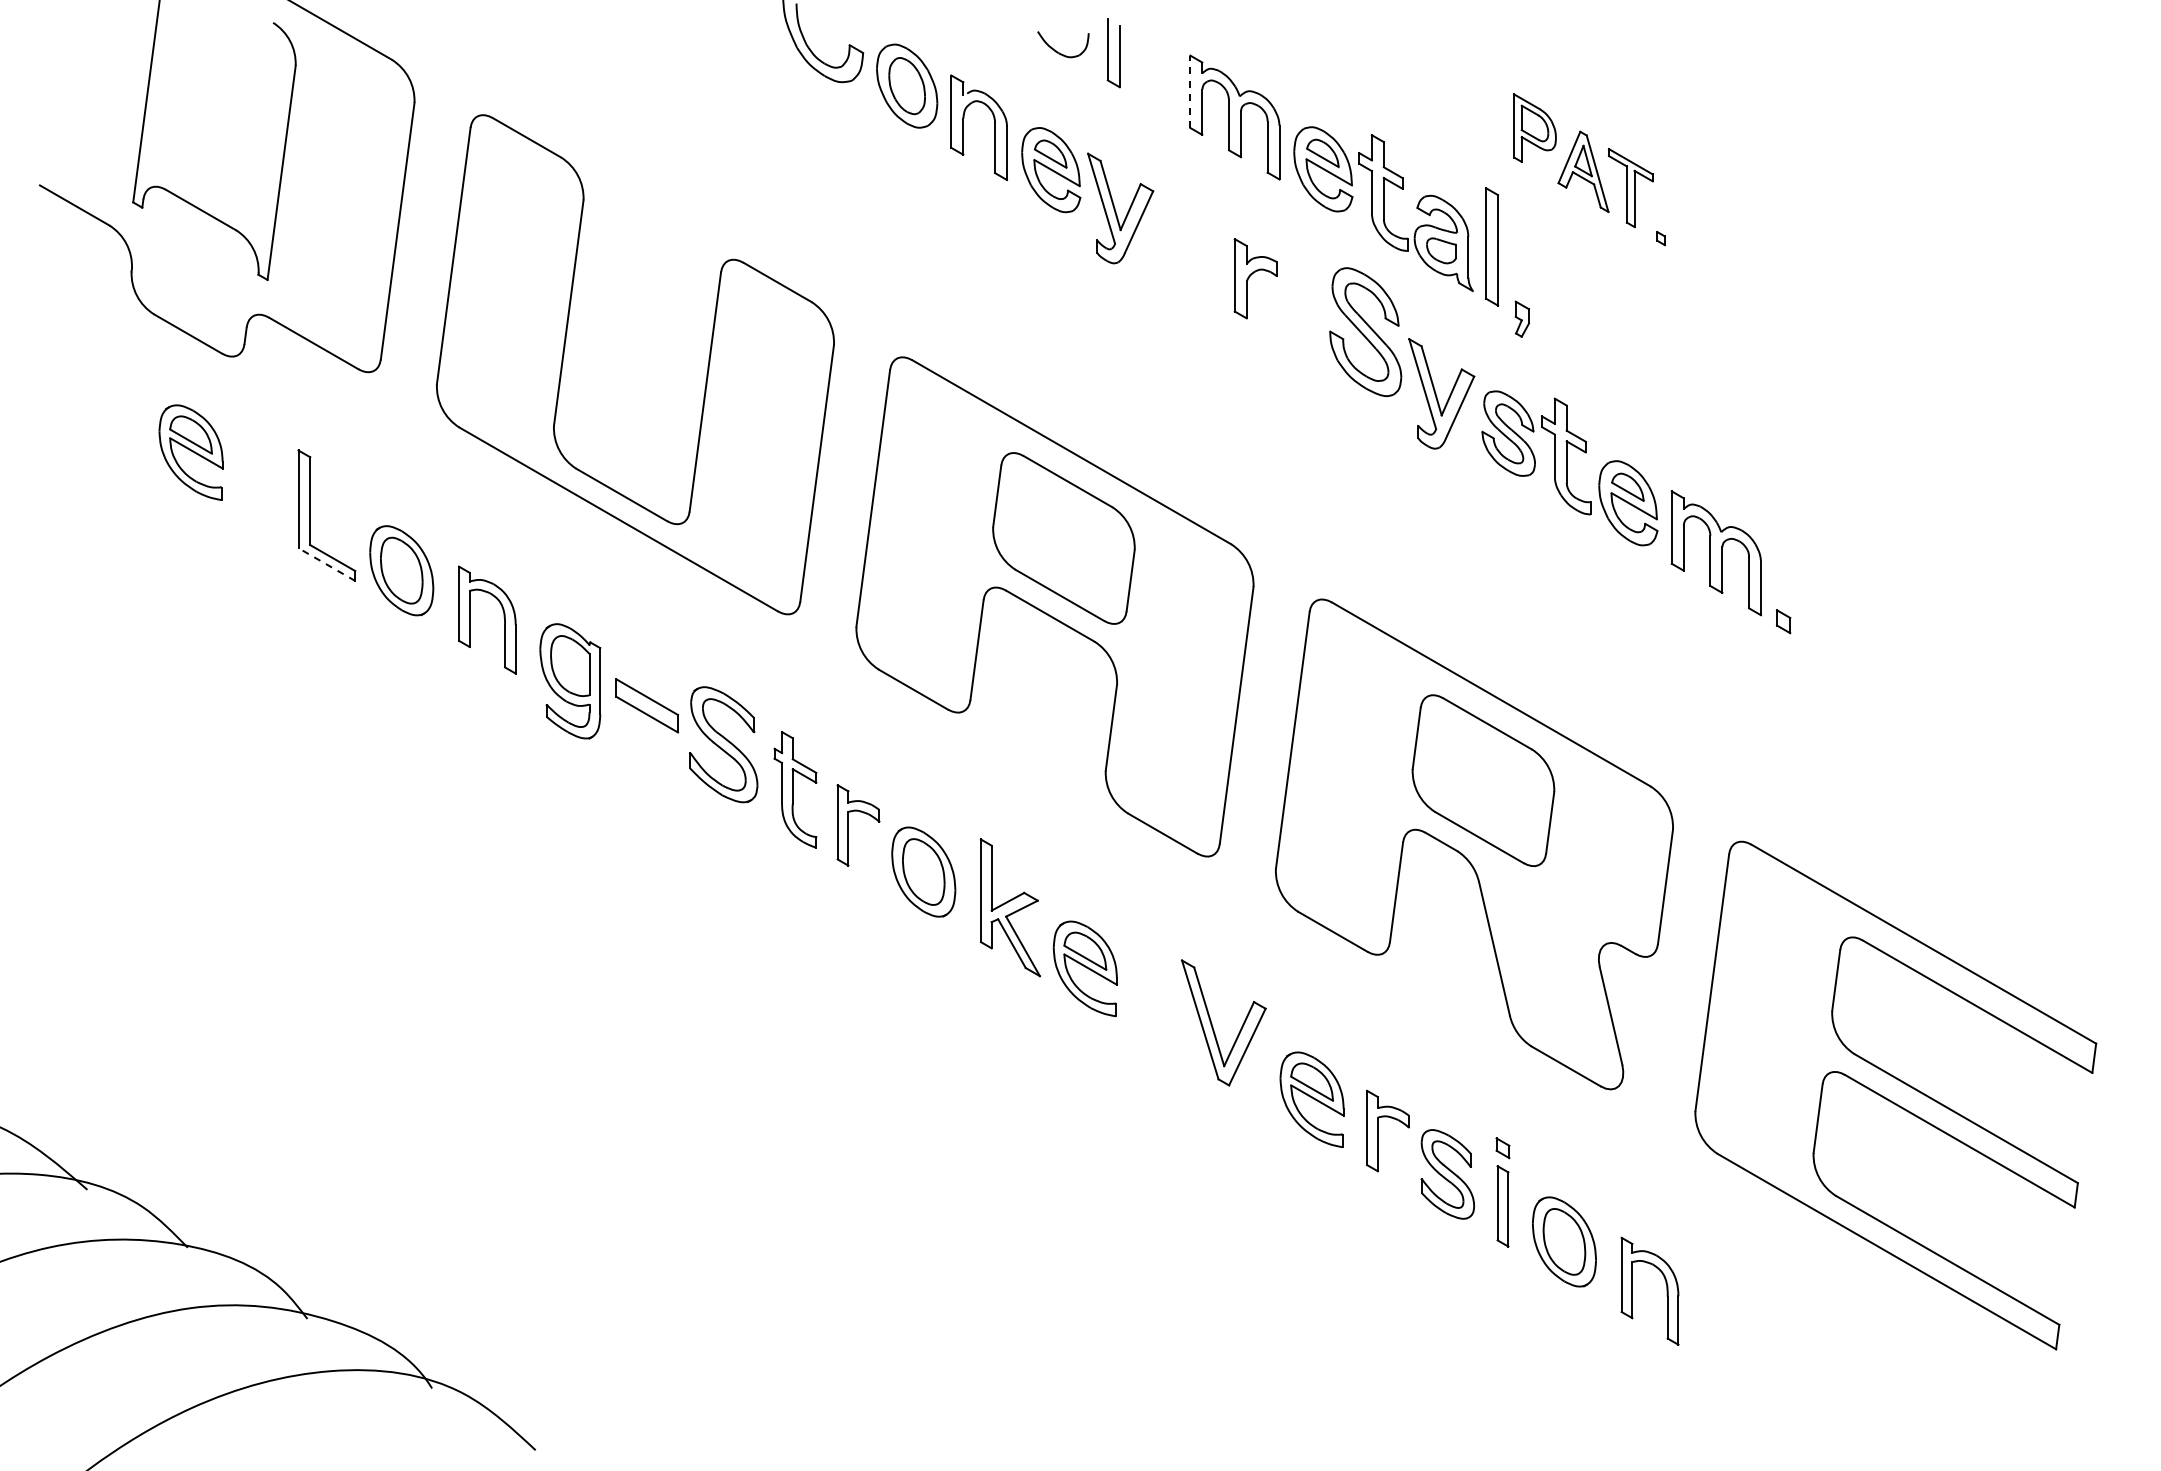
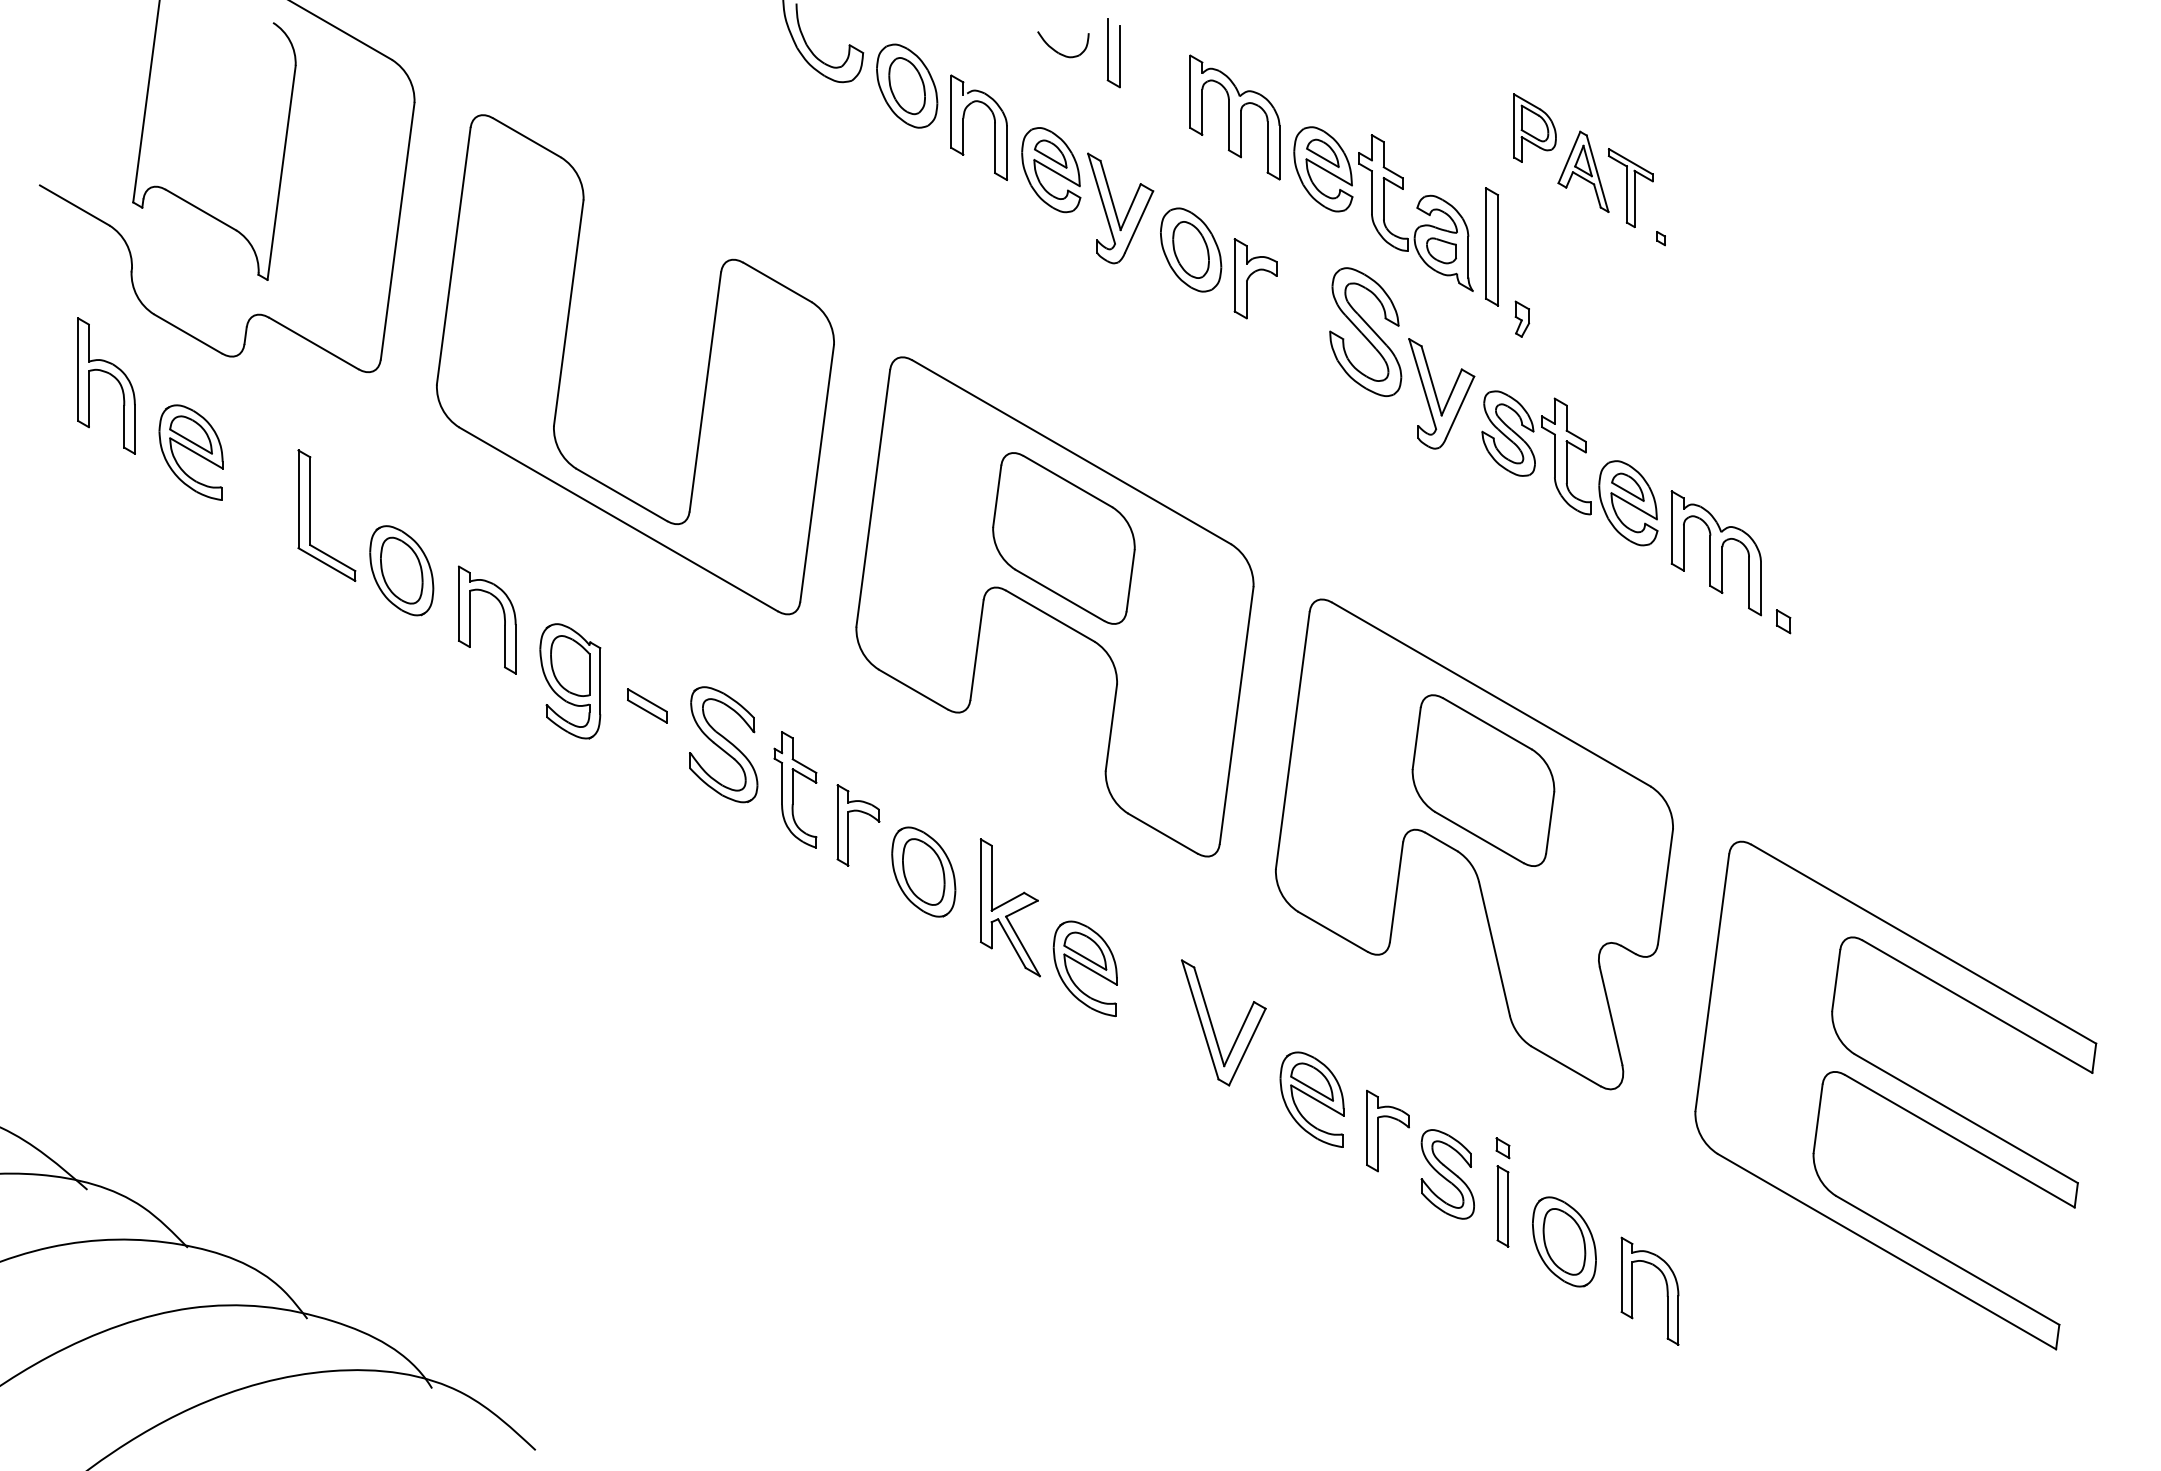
line: dashed -> solid (1190, 91)
part: none -> present (1191, 249)
part: none -> present (111, 376)
line: dashed -> solid (326, 564)
part size: 64x56 px -> 41x36 px (647, 705)
